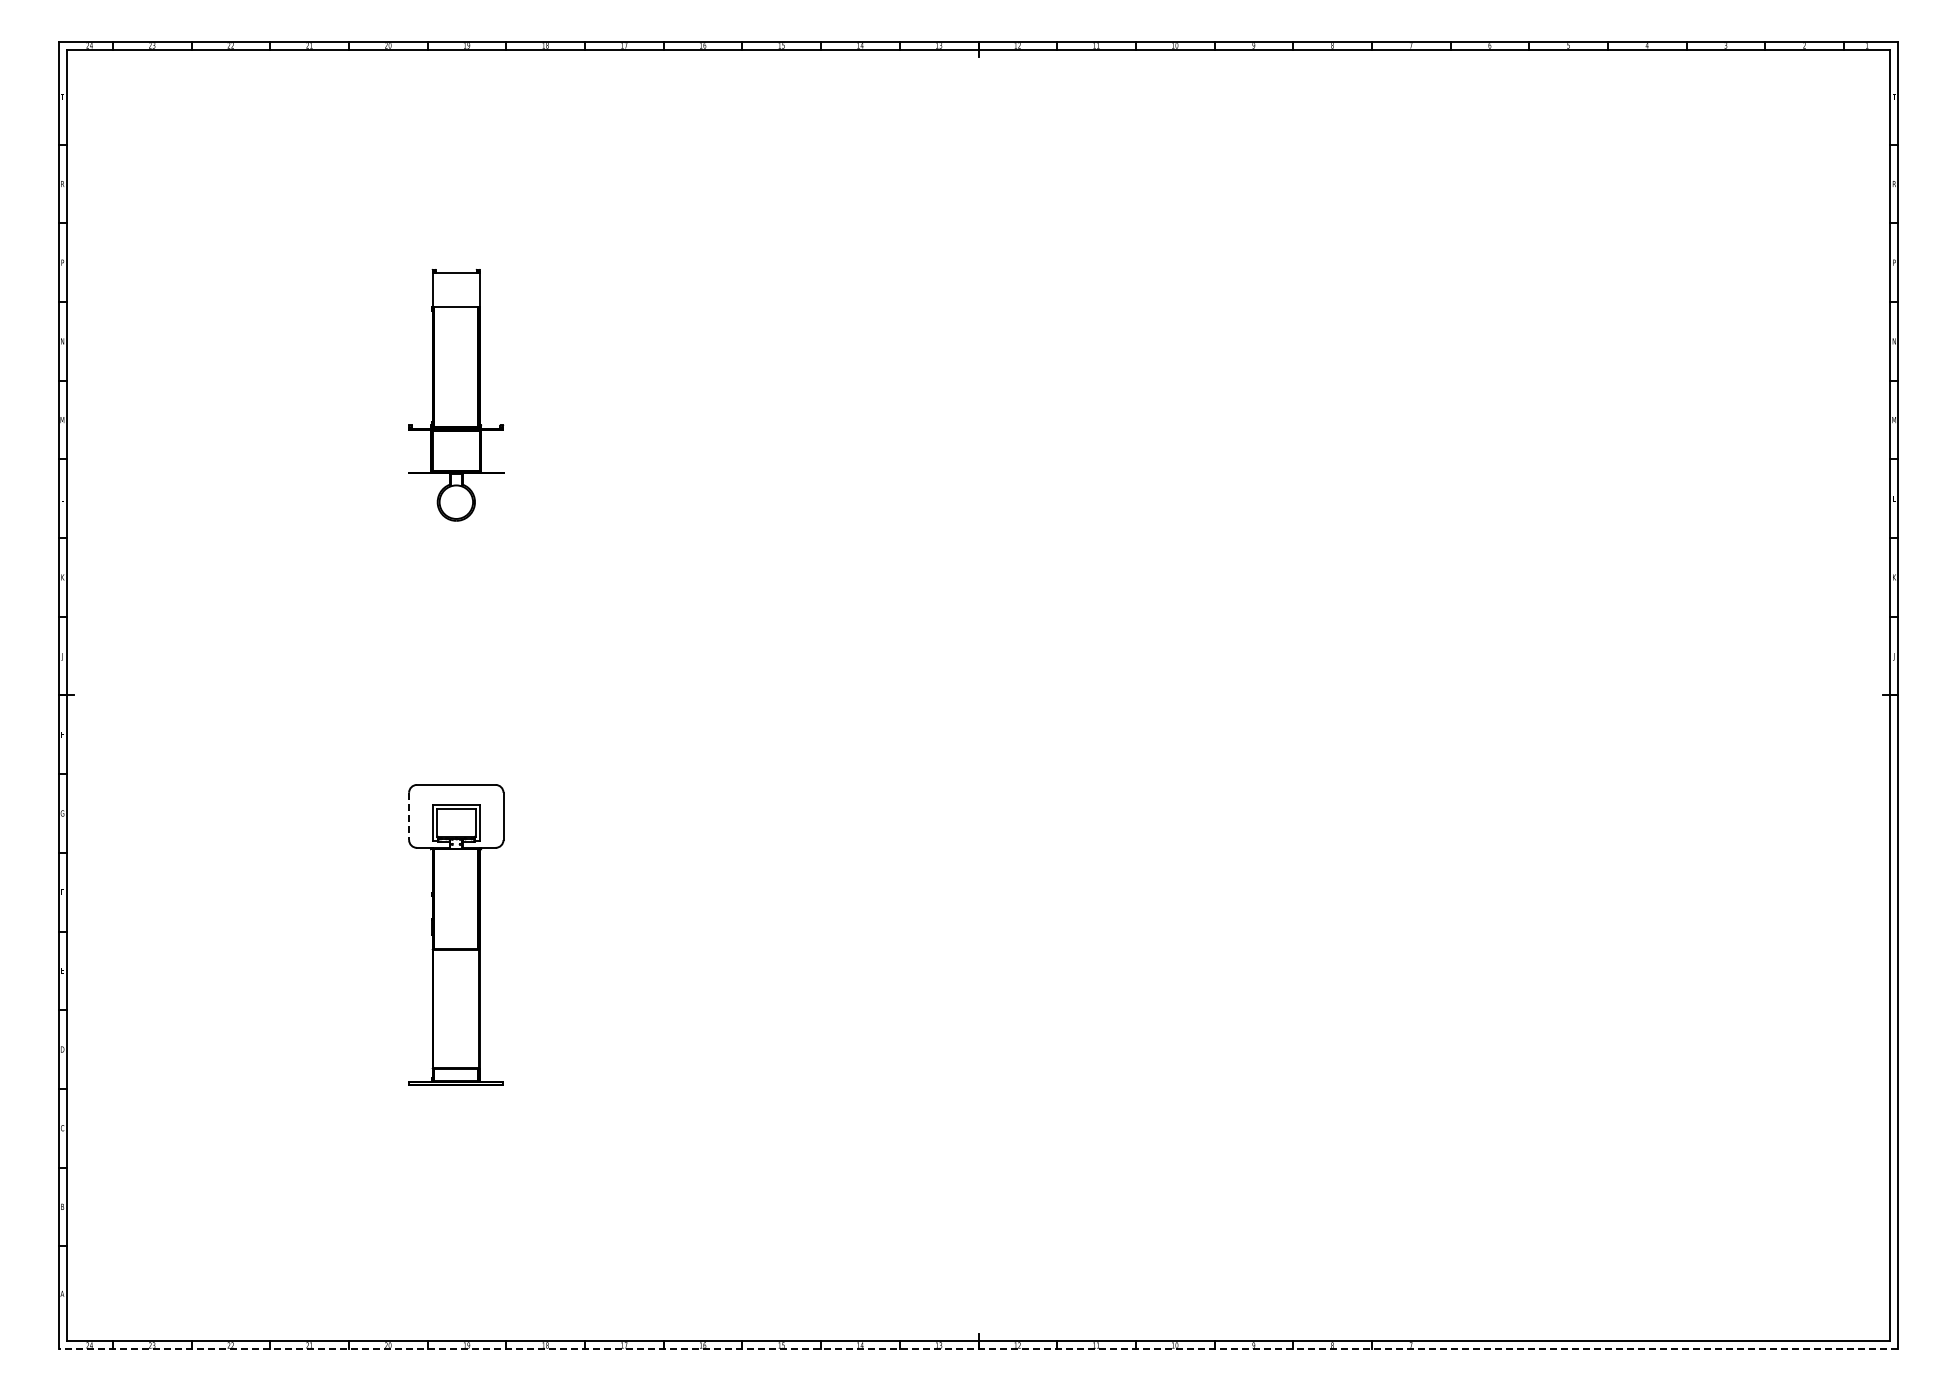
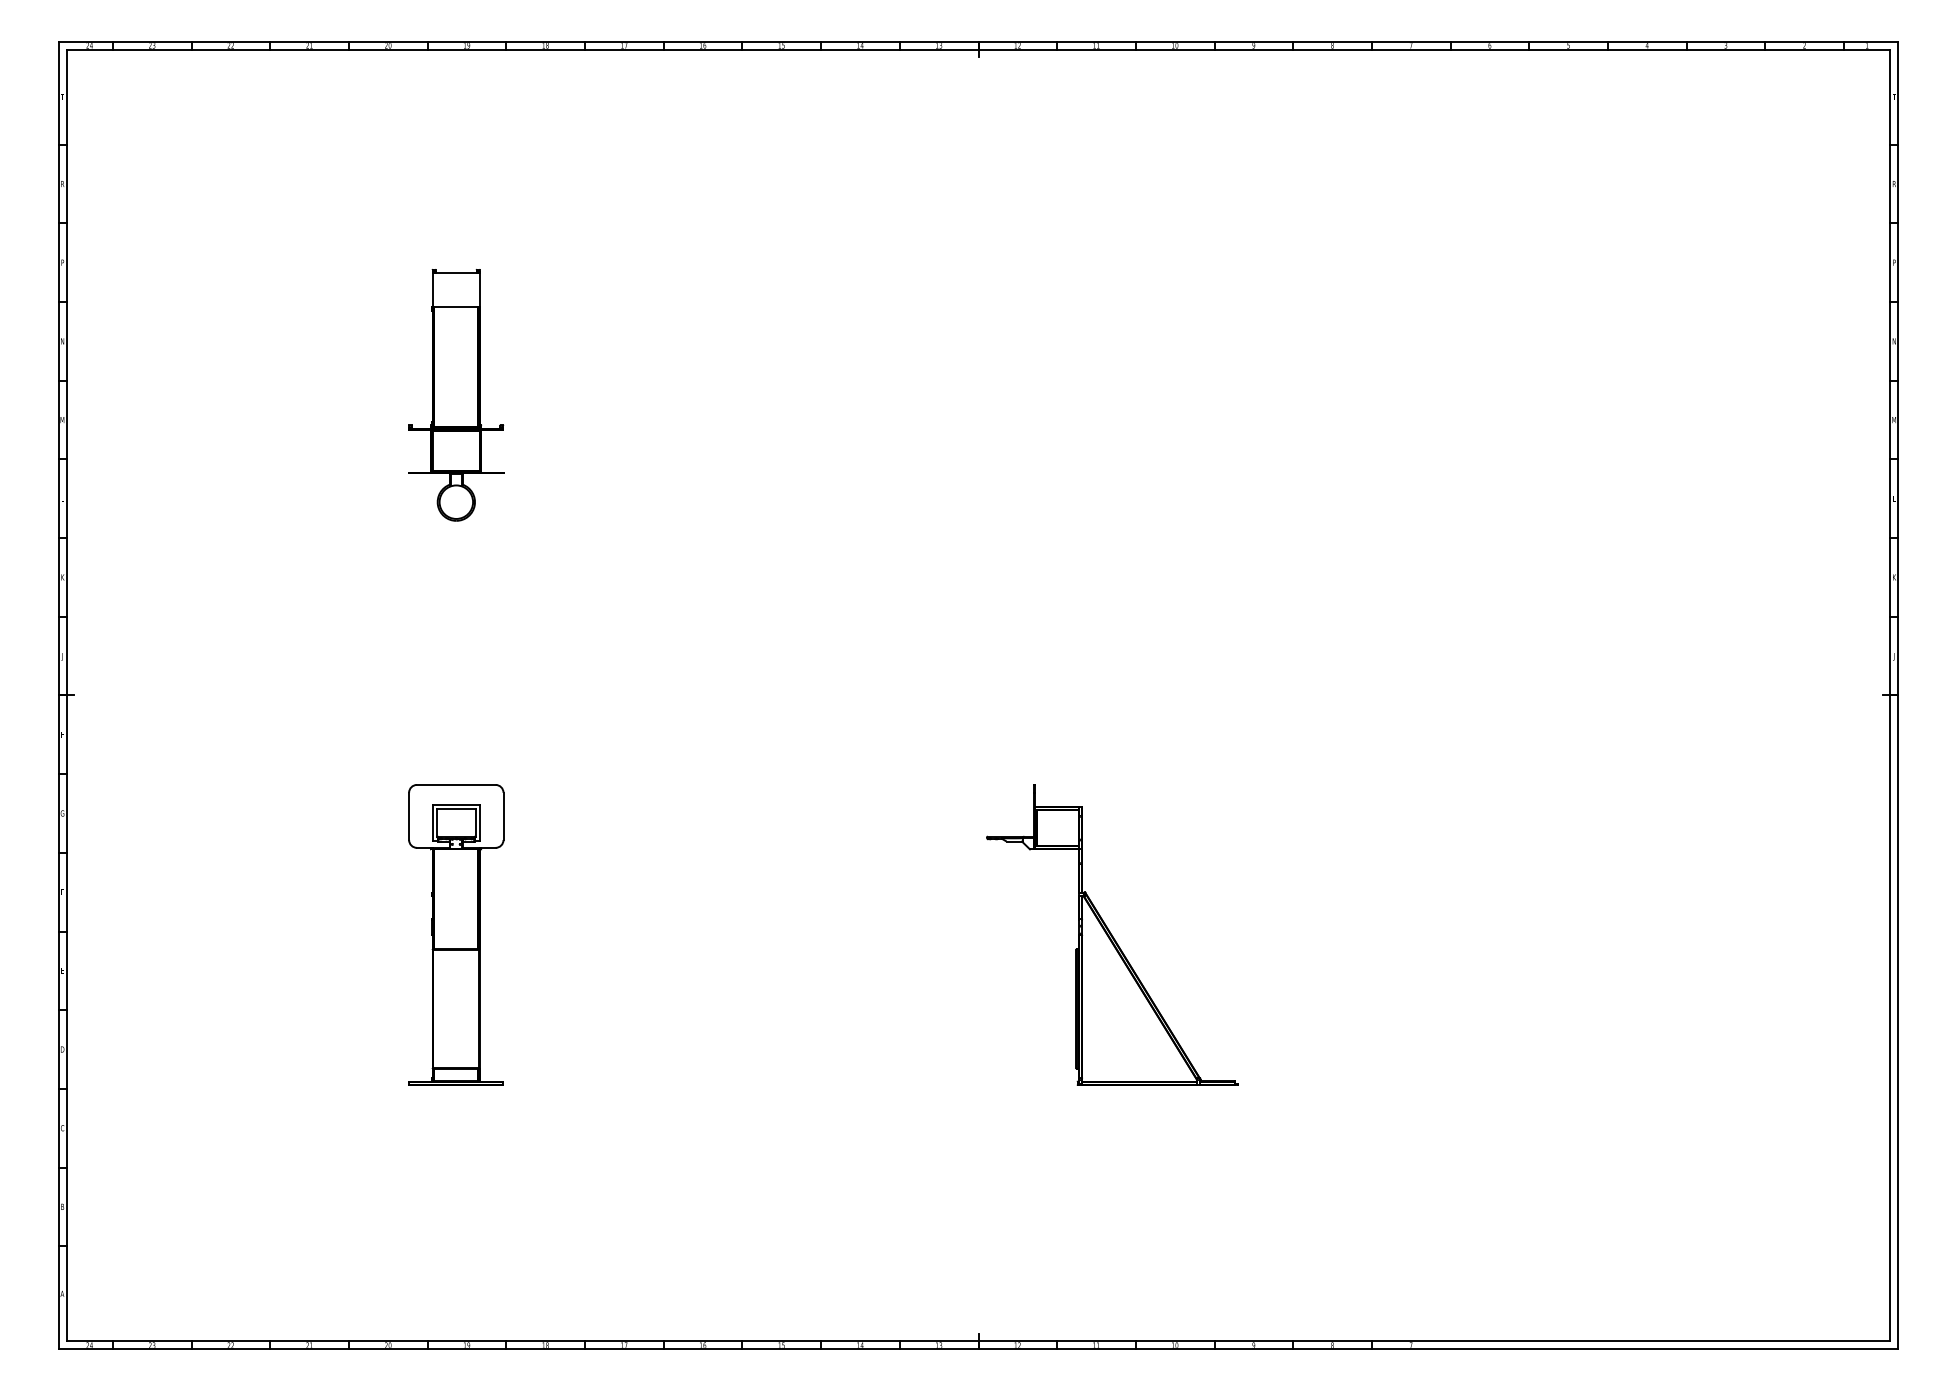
line: dashed -> solid (409, 816)
part: none -> present (1112, 934)
line: dashed -> solid (978, 1349)
